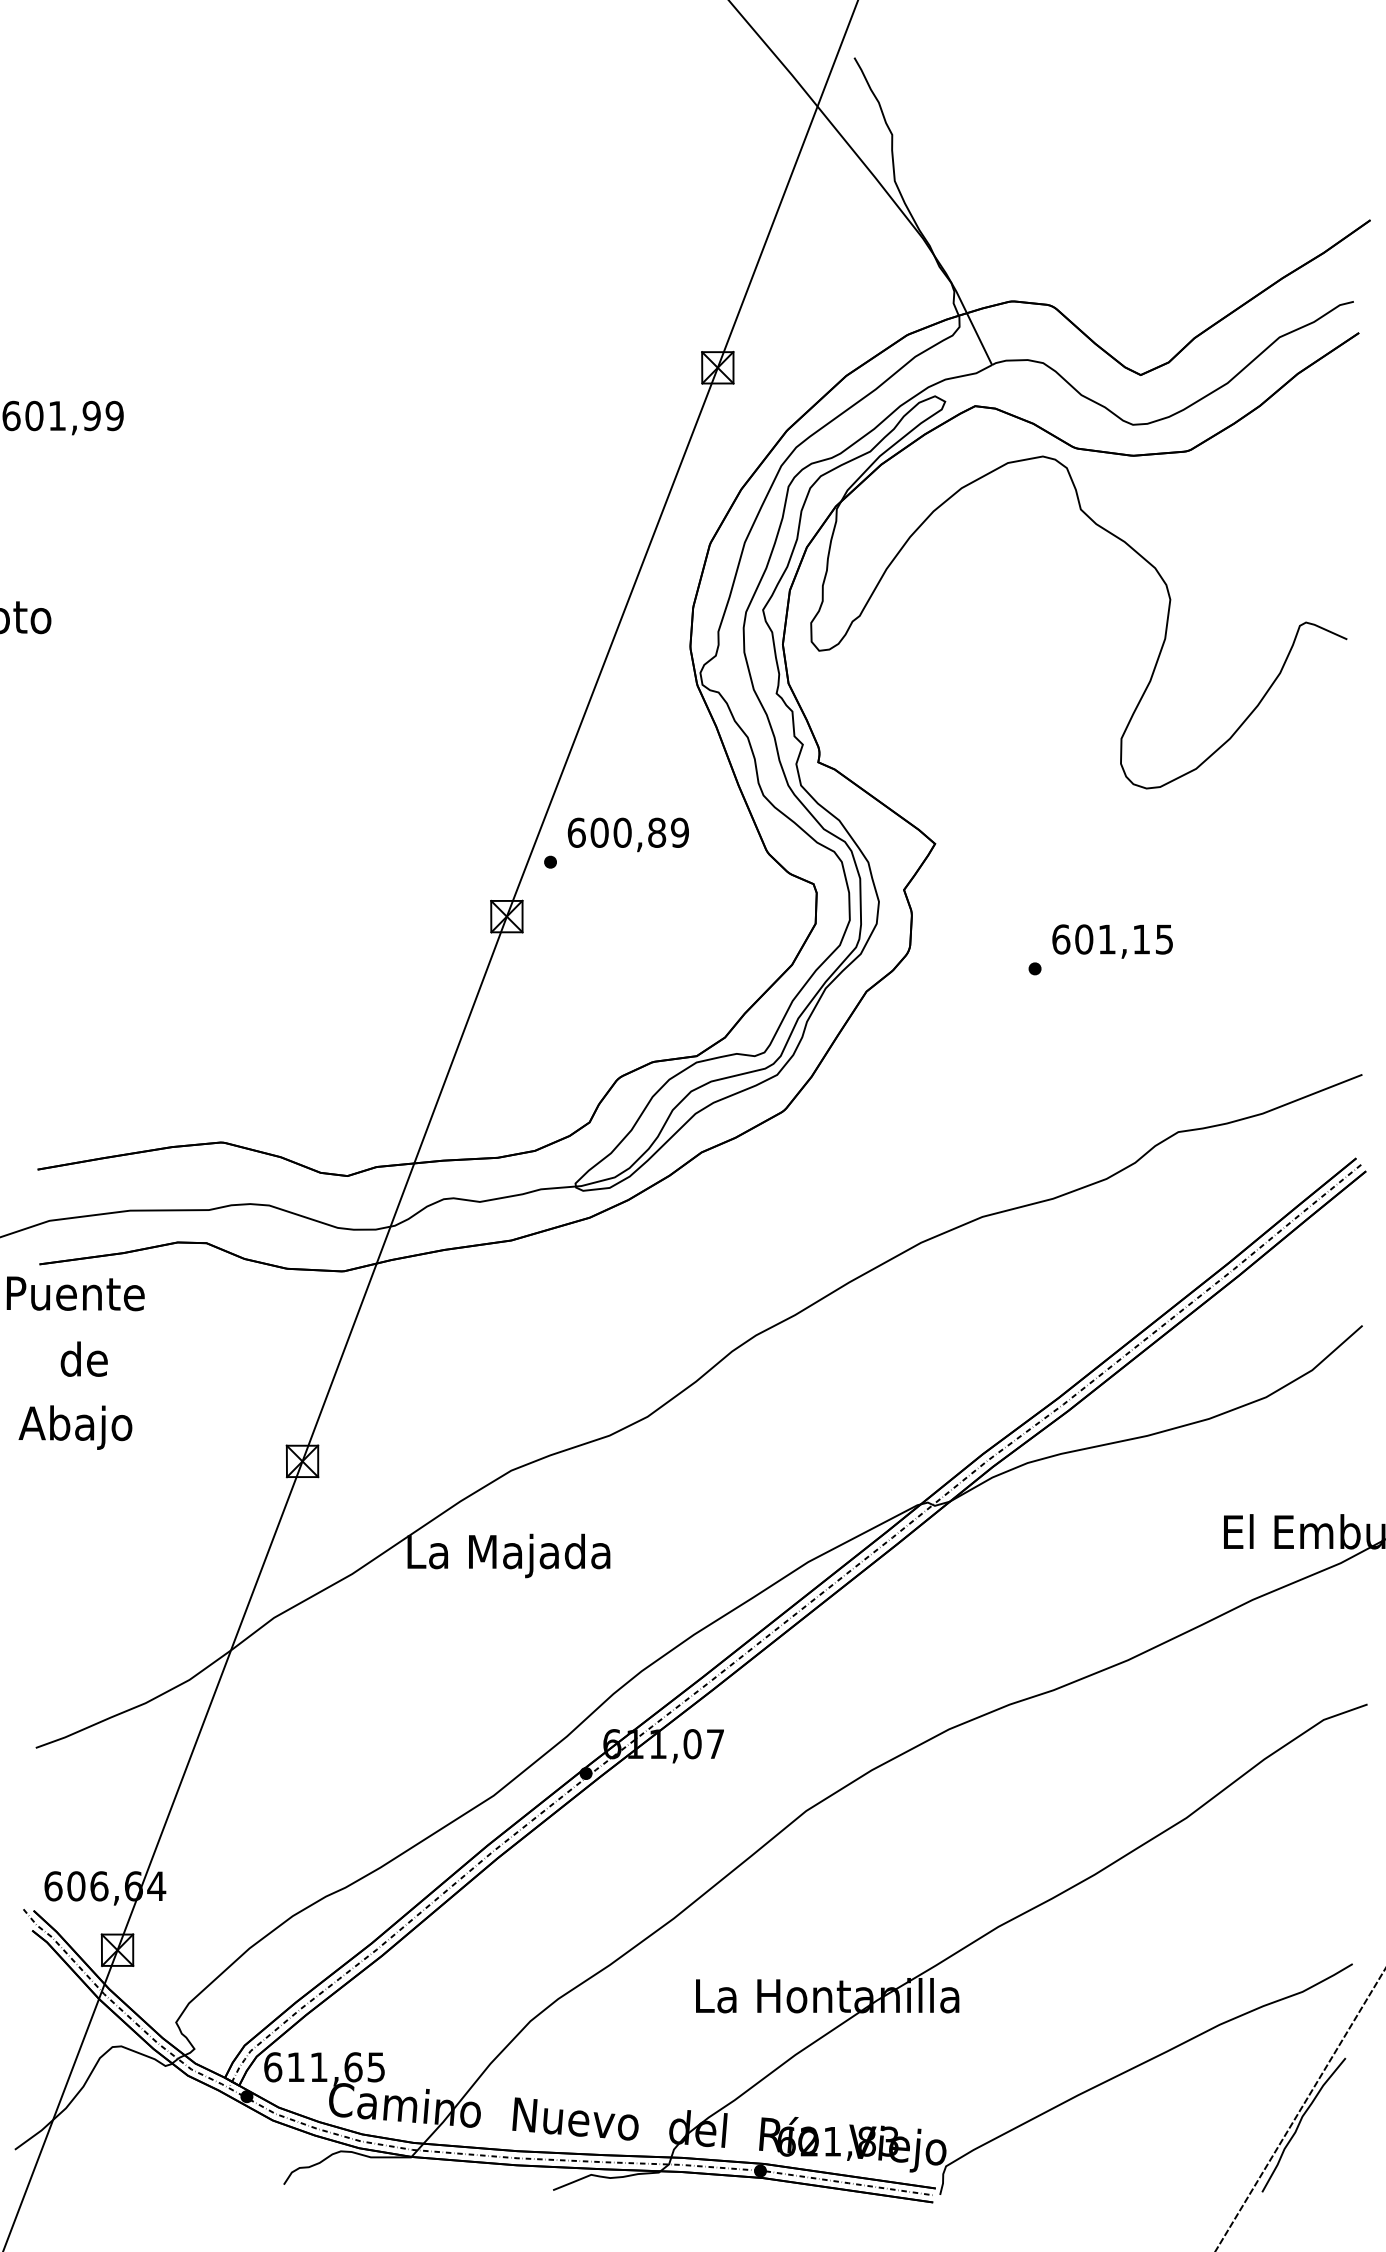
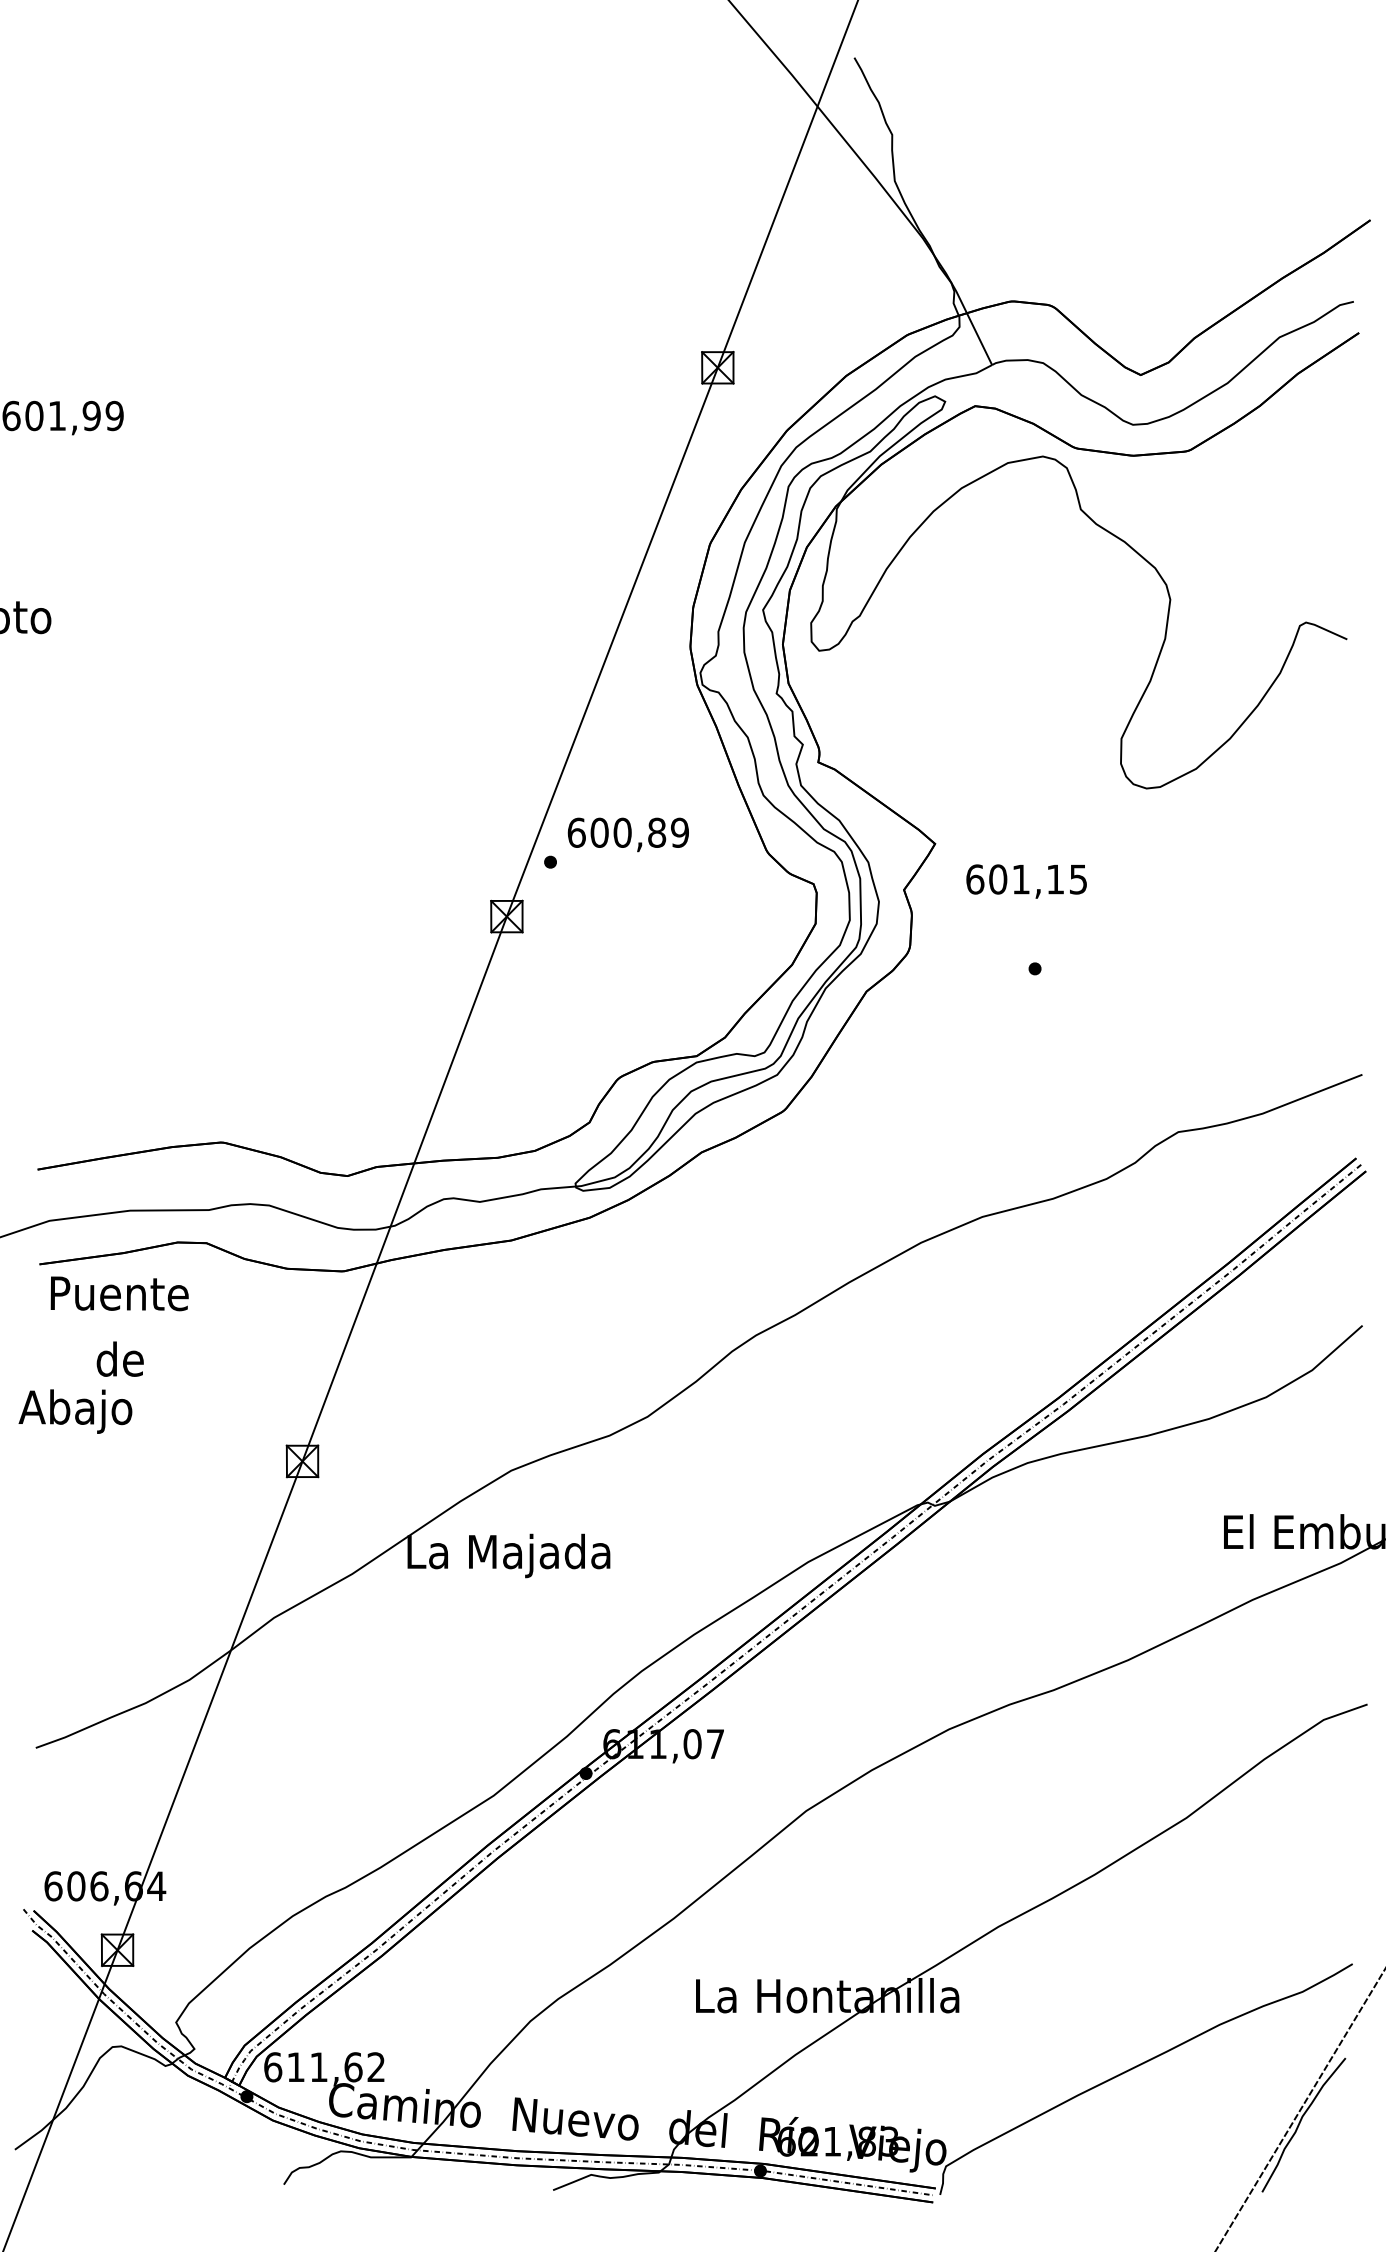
text position: (1112, 941) -> (1026, 881) (1026, 881)
text position: (75, 1293) -> (119, 1293) (119, 1293)
text position: (83, 1358) -> (119, 1358) (119, 1358)
text position: (75, 1427) -> (75, 1411) (75, 1411)
text: 611,65 -> 611,62 (375, 2067)
